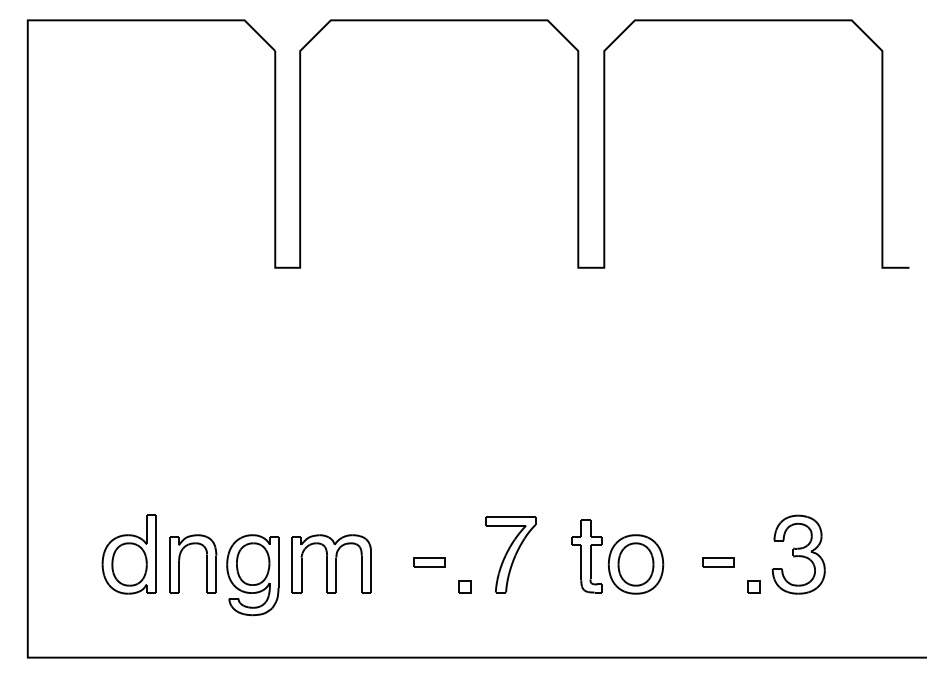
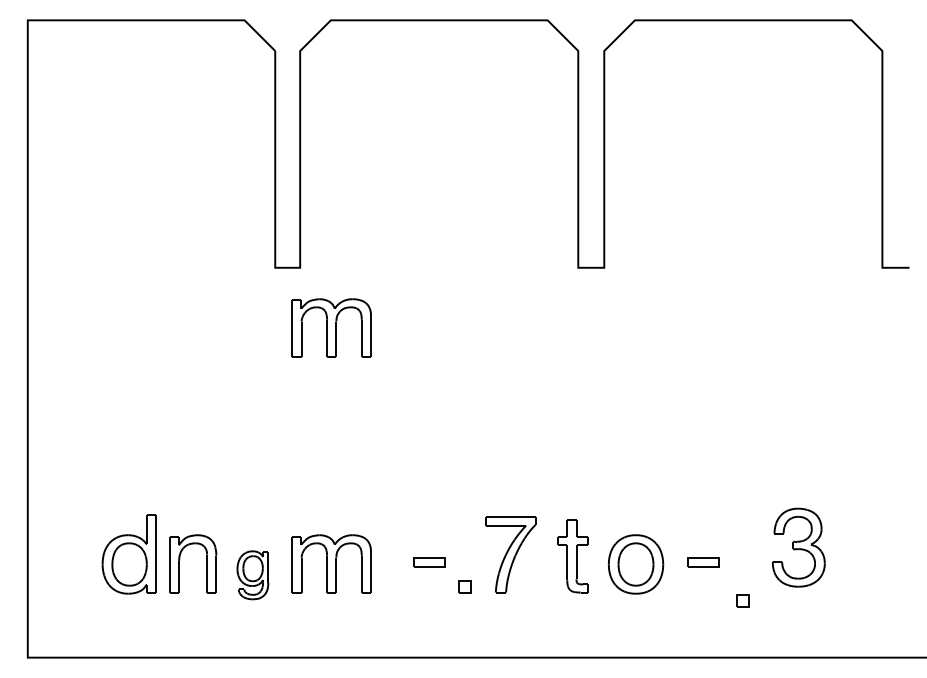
part: none -> present (331, 327)
part position: (798, 554) -> (798, 547) (798, 547)
part position: (586, 556) -> (572, 556) (572, 556)
part position: (718, 562) -> (703, 562) (703, 562)
part size: 54x83 px -> 34x51 px (252, 575)
part position: (753, 586) -> (742, 600) (742, 600)
